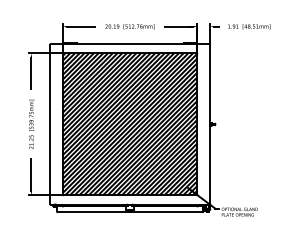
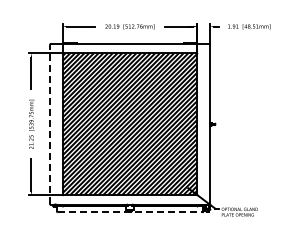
line: solid -> dashed (49, 123)
line: solid -> dashed (130, 212)
